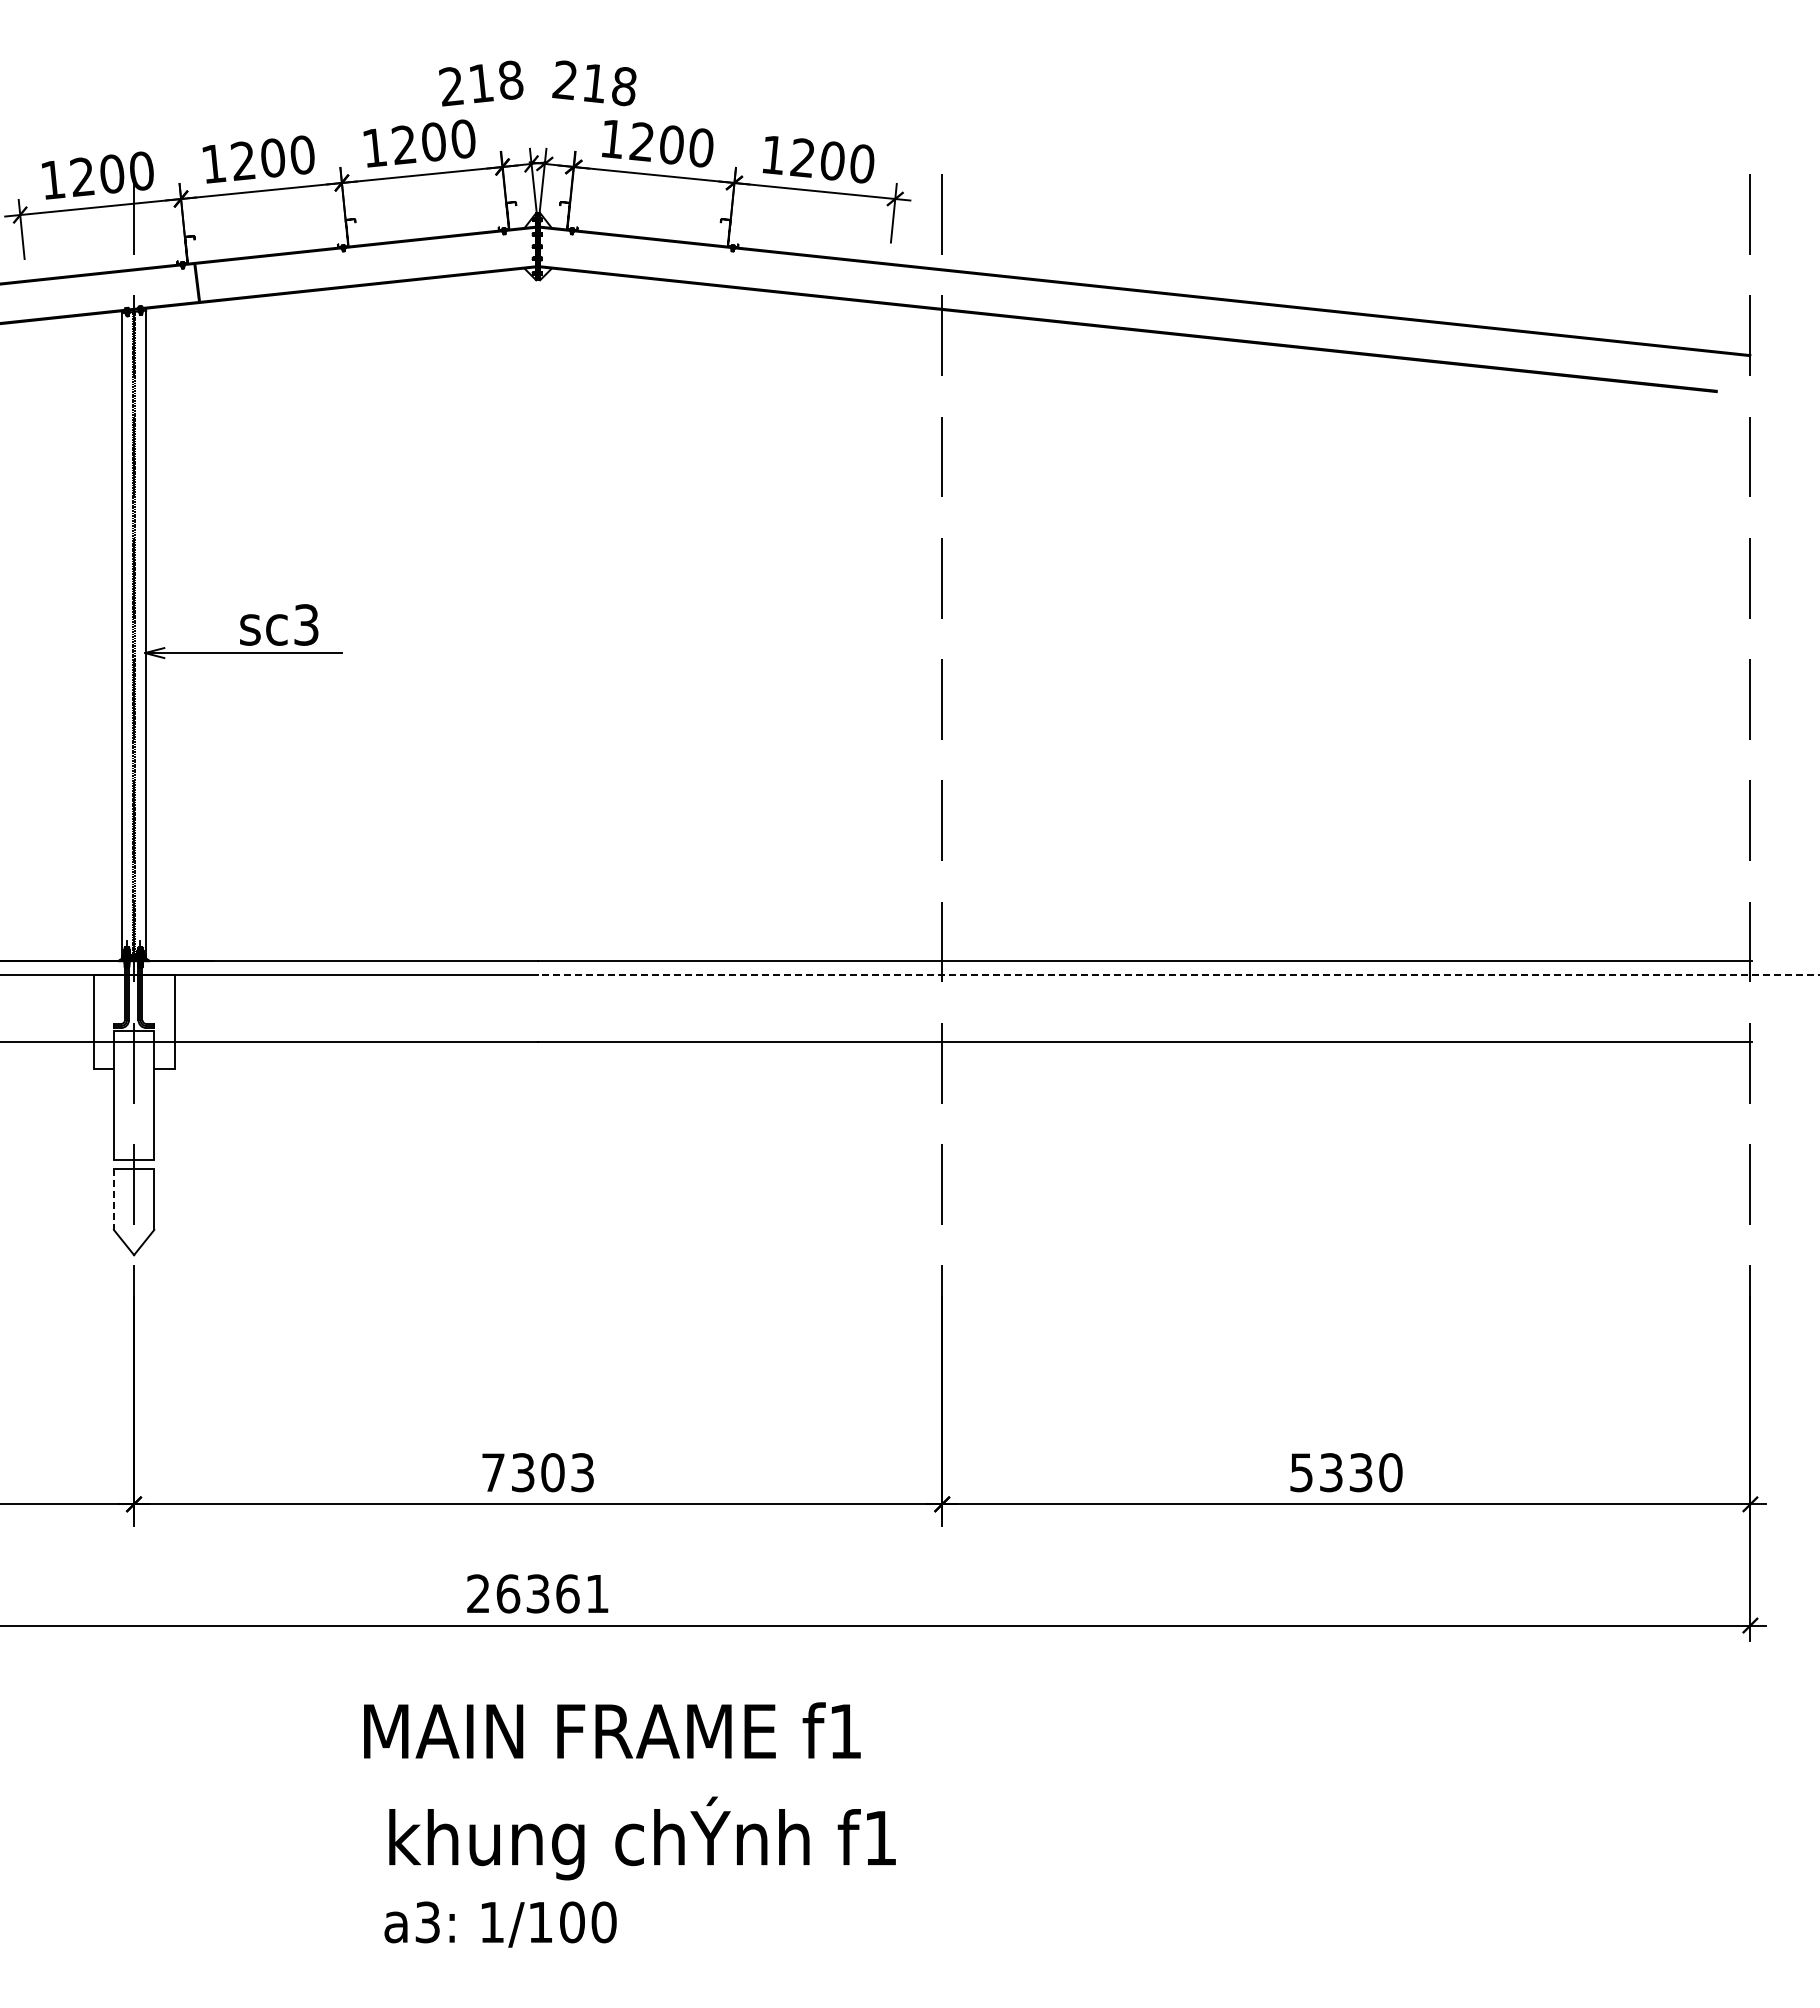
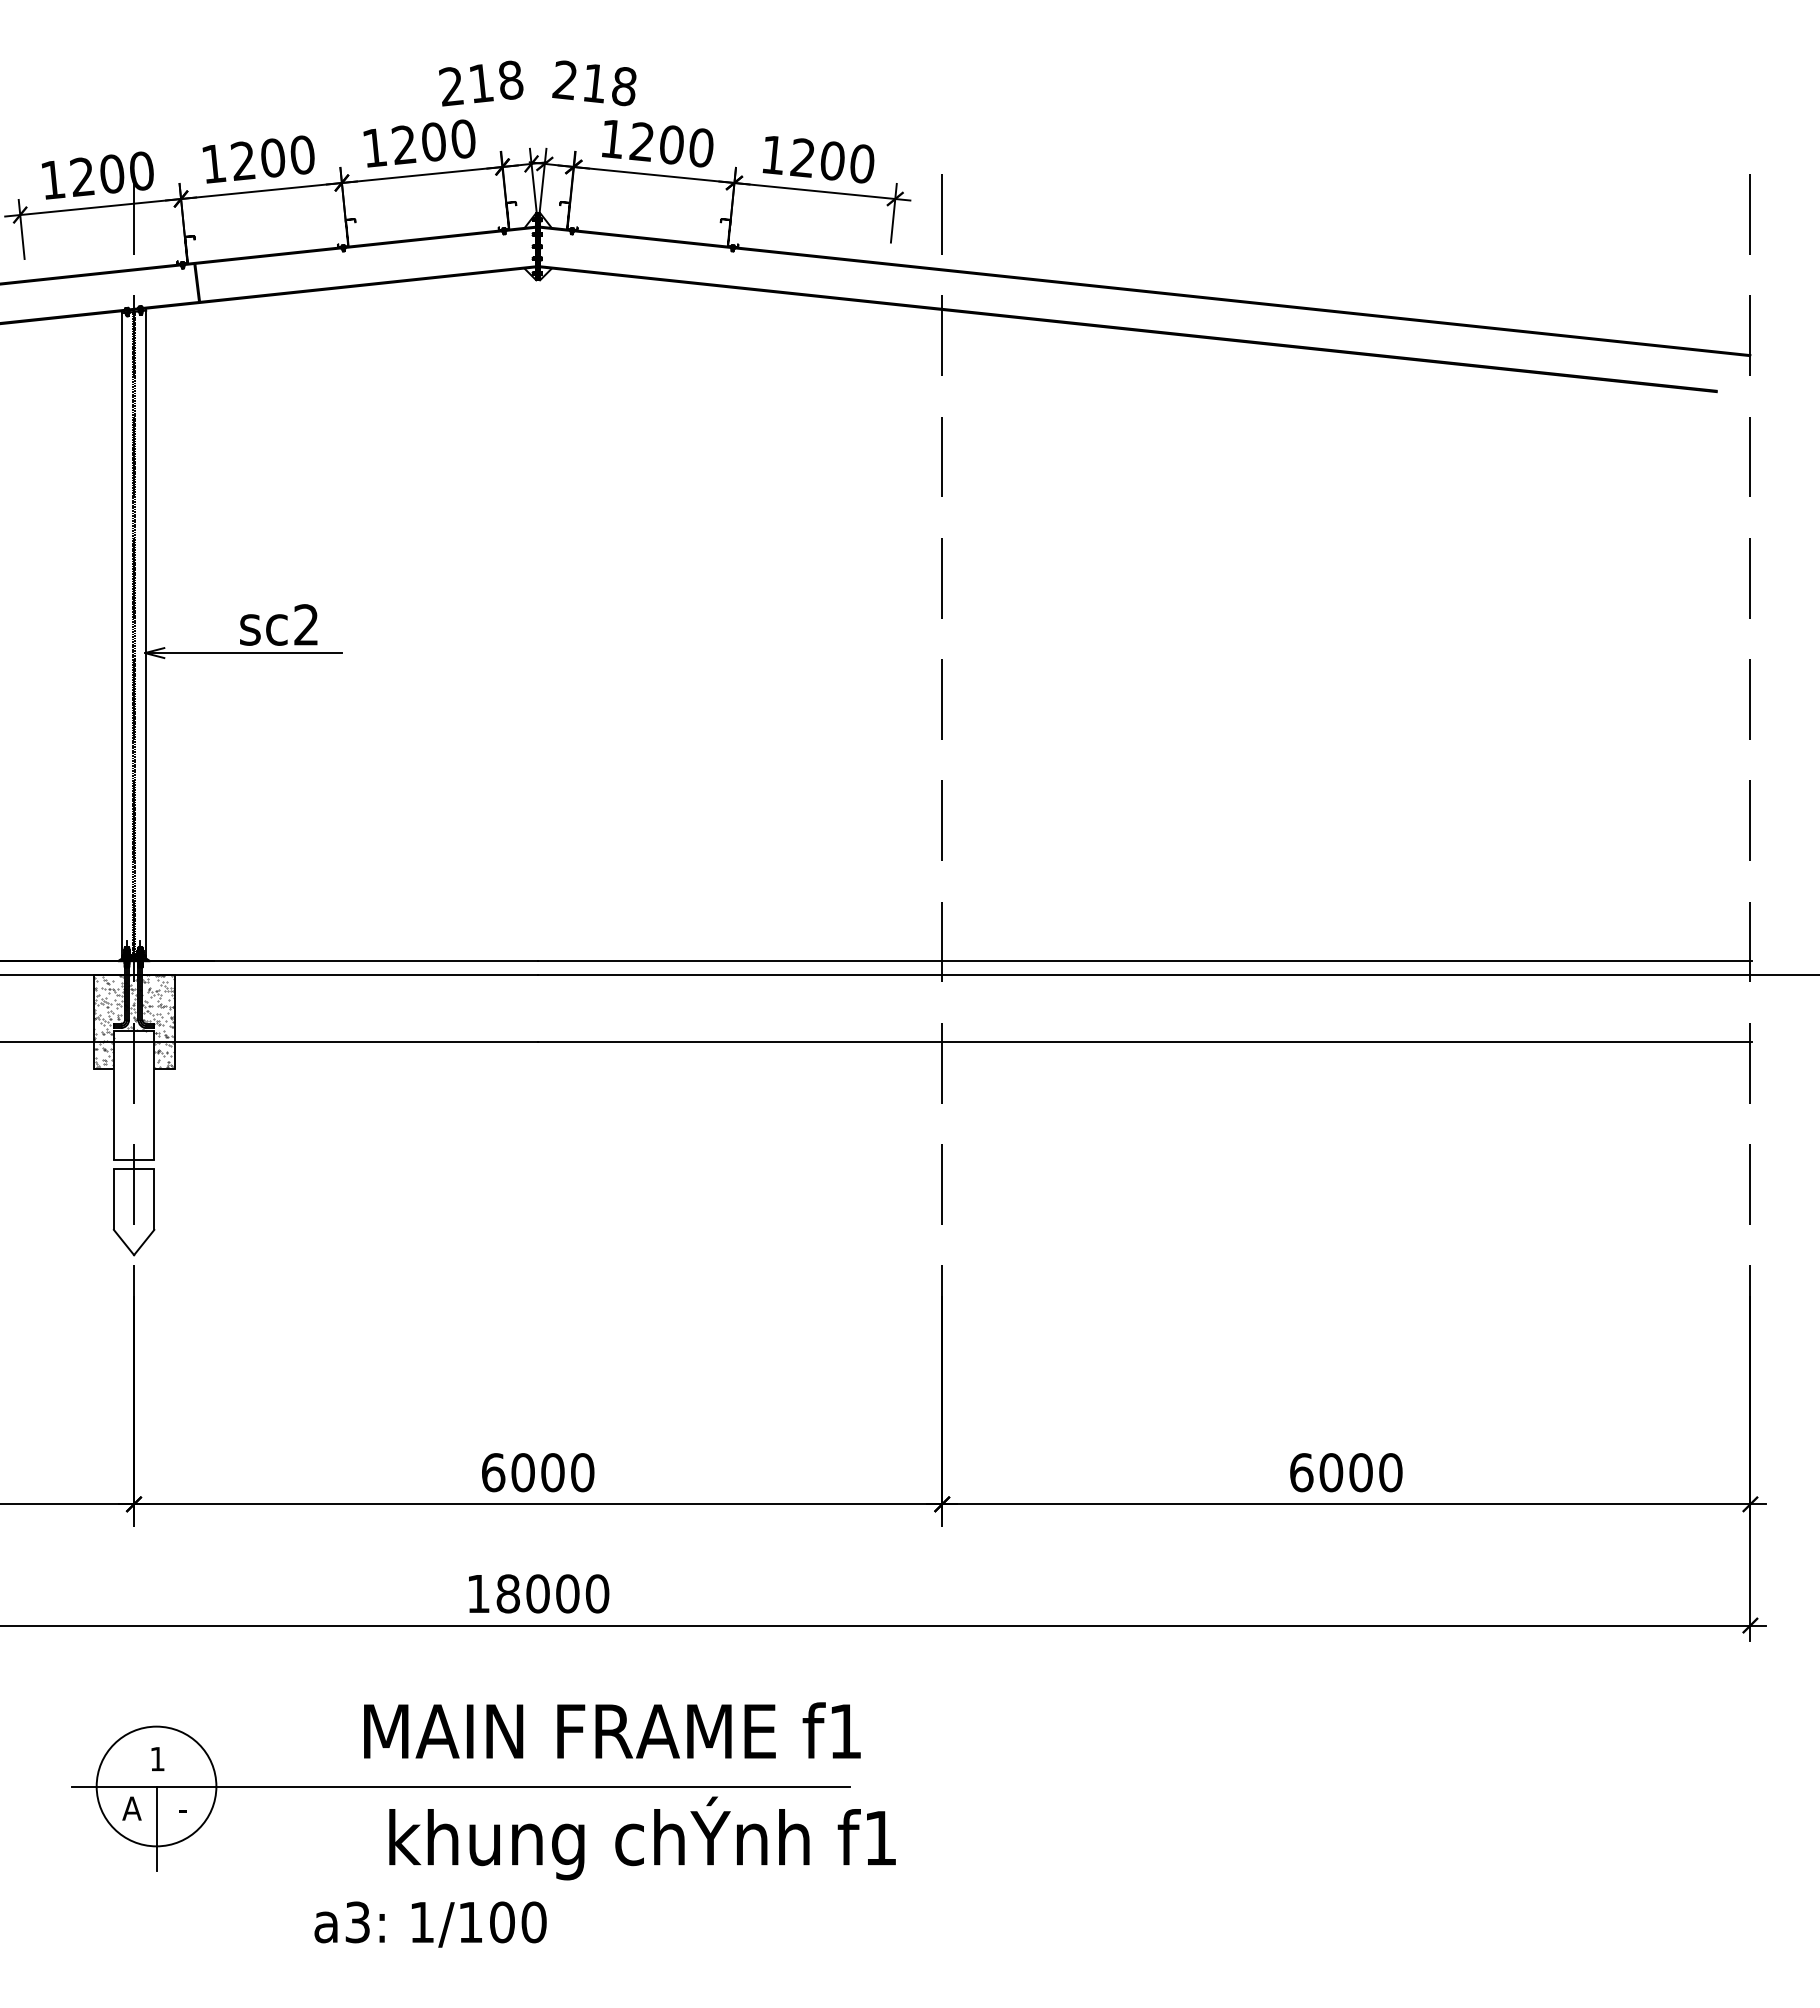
text: sc3 -> sc2 (306, 624)
line: dashed -> solid (1178, 974)
hatch: none -> present (133, 1021)
line: dashed -> solid (113, 1200)
text: 7303 -> 6000 (538, 1472)
text: 5330 -> 6000 (1331, 1472)
text: 26361 -> 18000 (538, 1593)
part: none -> present (460, 1787)
text position: (500, 1924) -> (430, 1924) (430, 1924)
